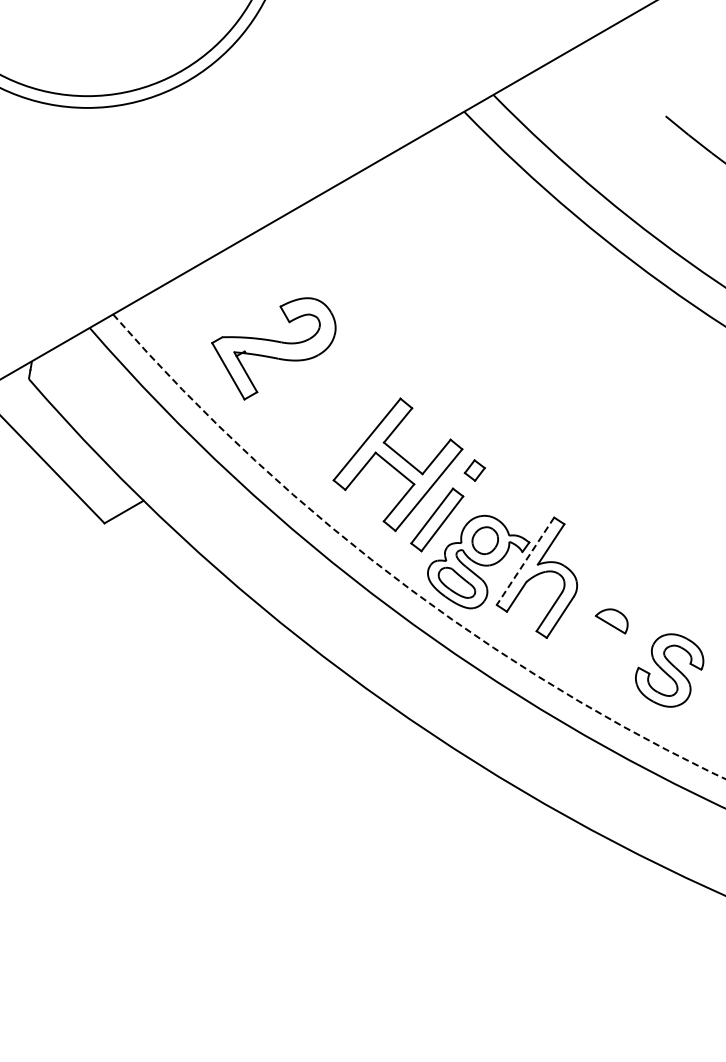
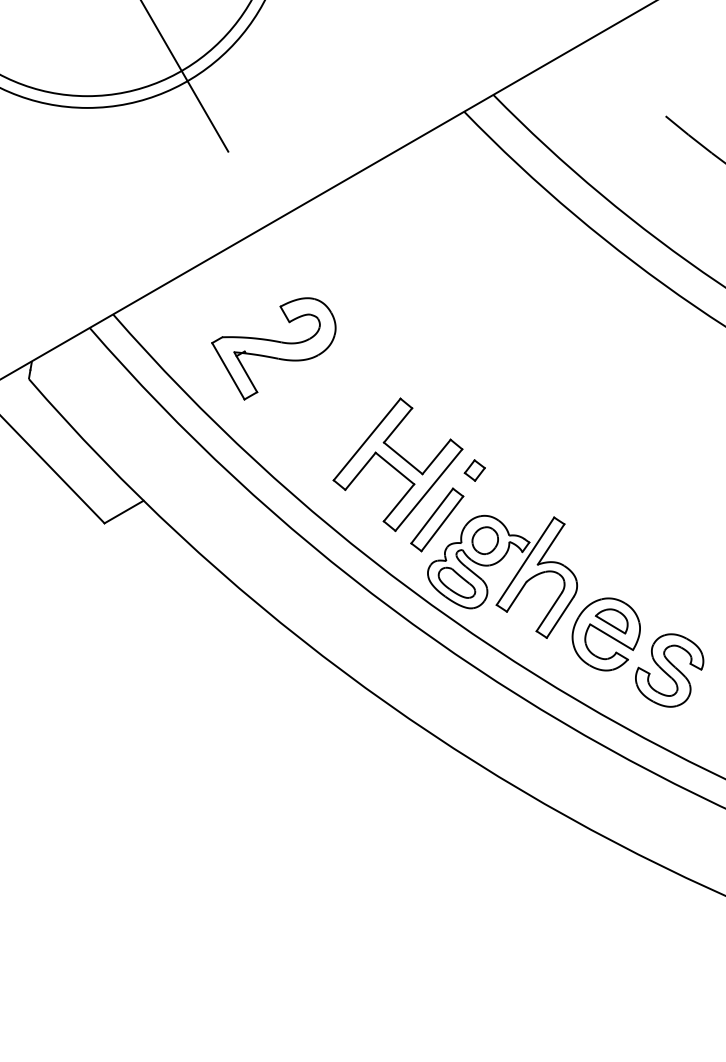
line: none -> present (185, 77)
line: dashed -> solid (525, 561)
arc: dashed -> solid (397, 579)
part: none -> present (605, 634)
